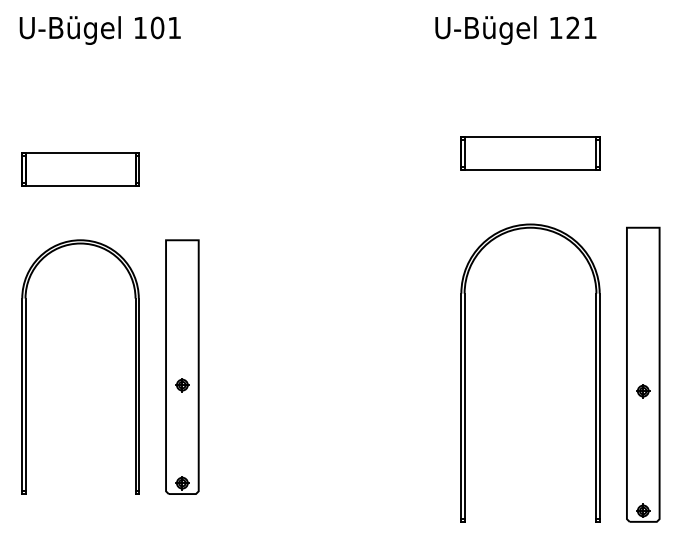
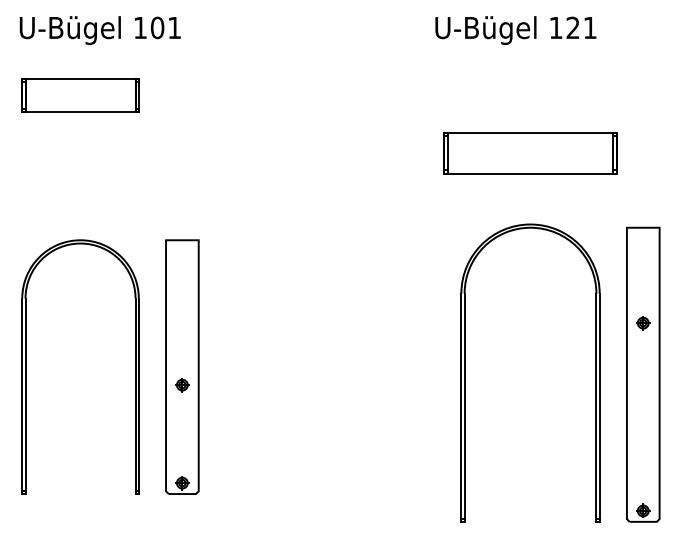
part size: 141x35 px -> 175x43 px (530, 153)
part position: (80, 169) -> (80, 95) (80, 95)
part position: (643, 391) -> (643, 323) (643, 323)
